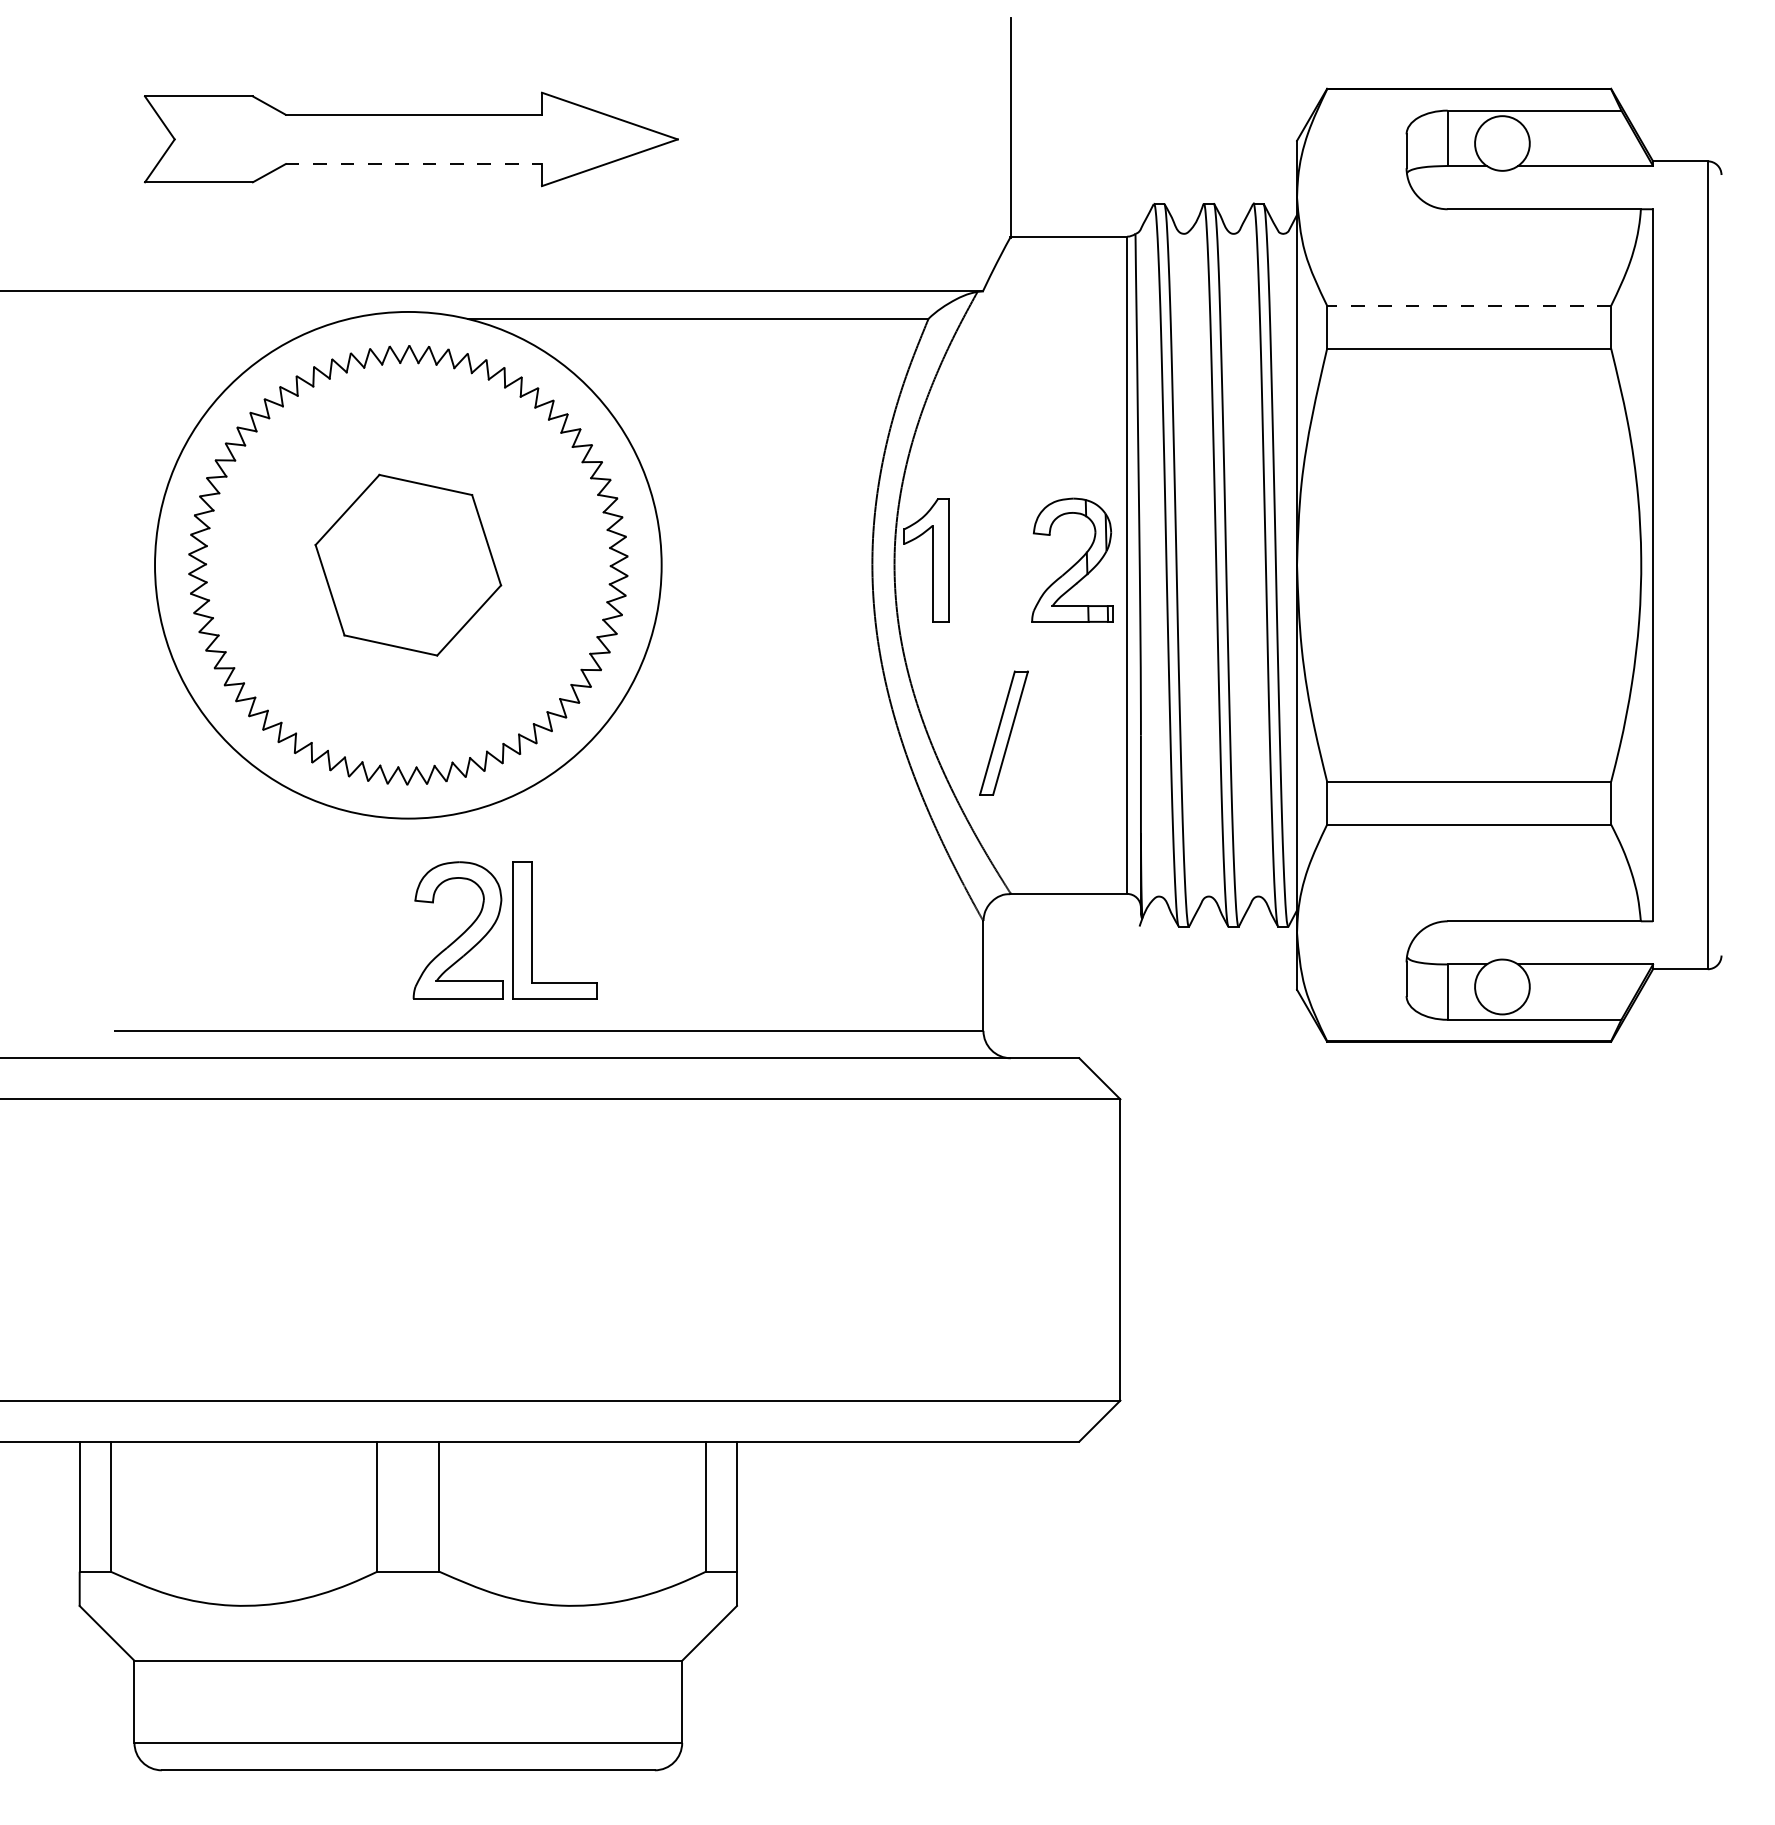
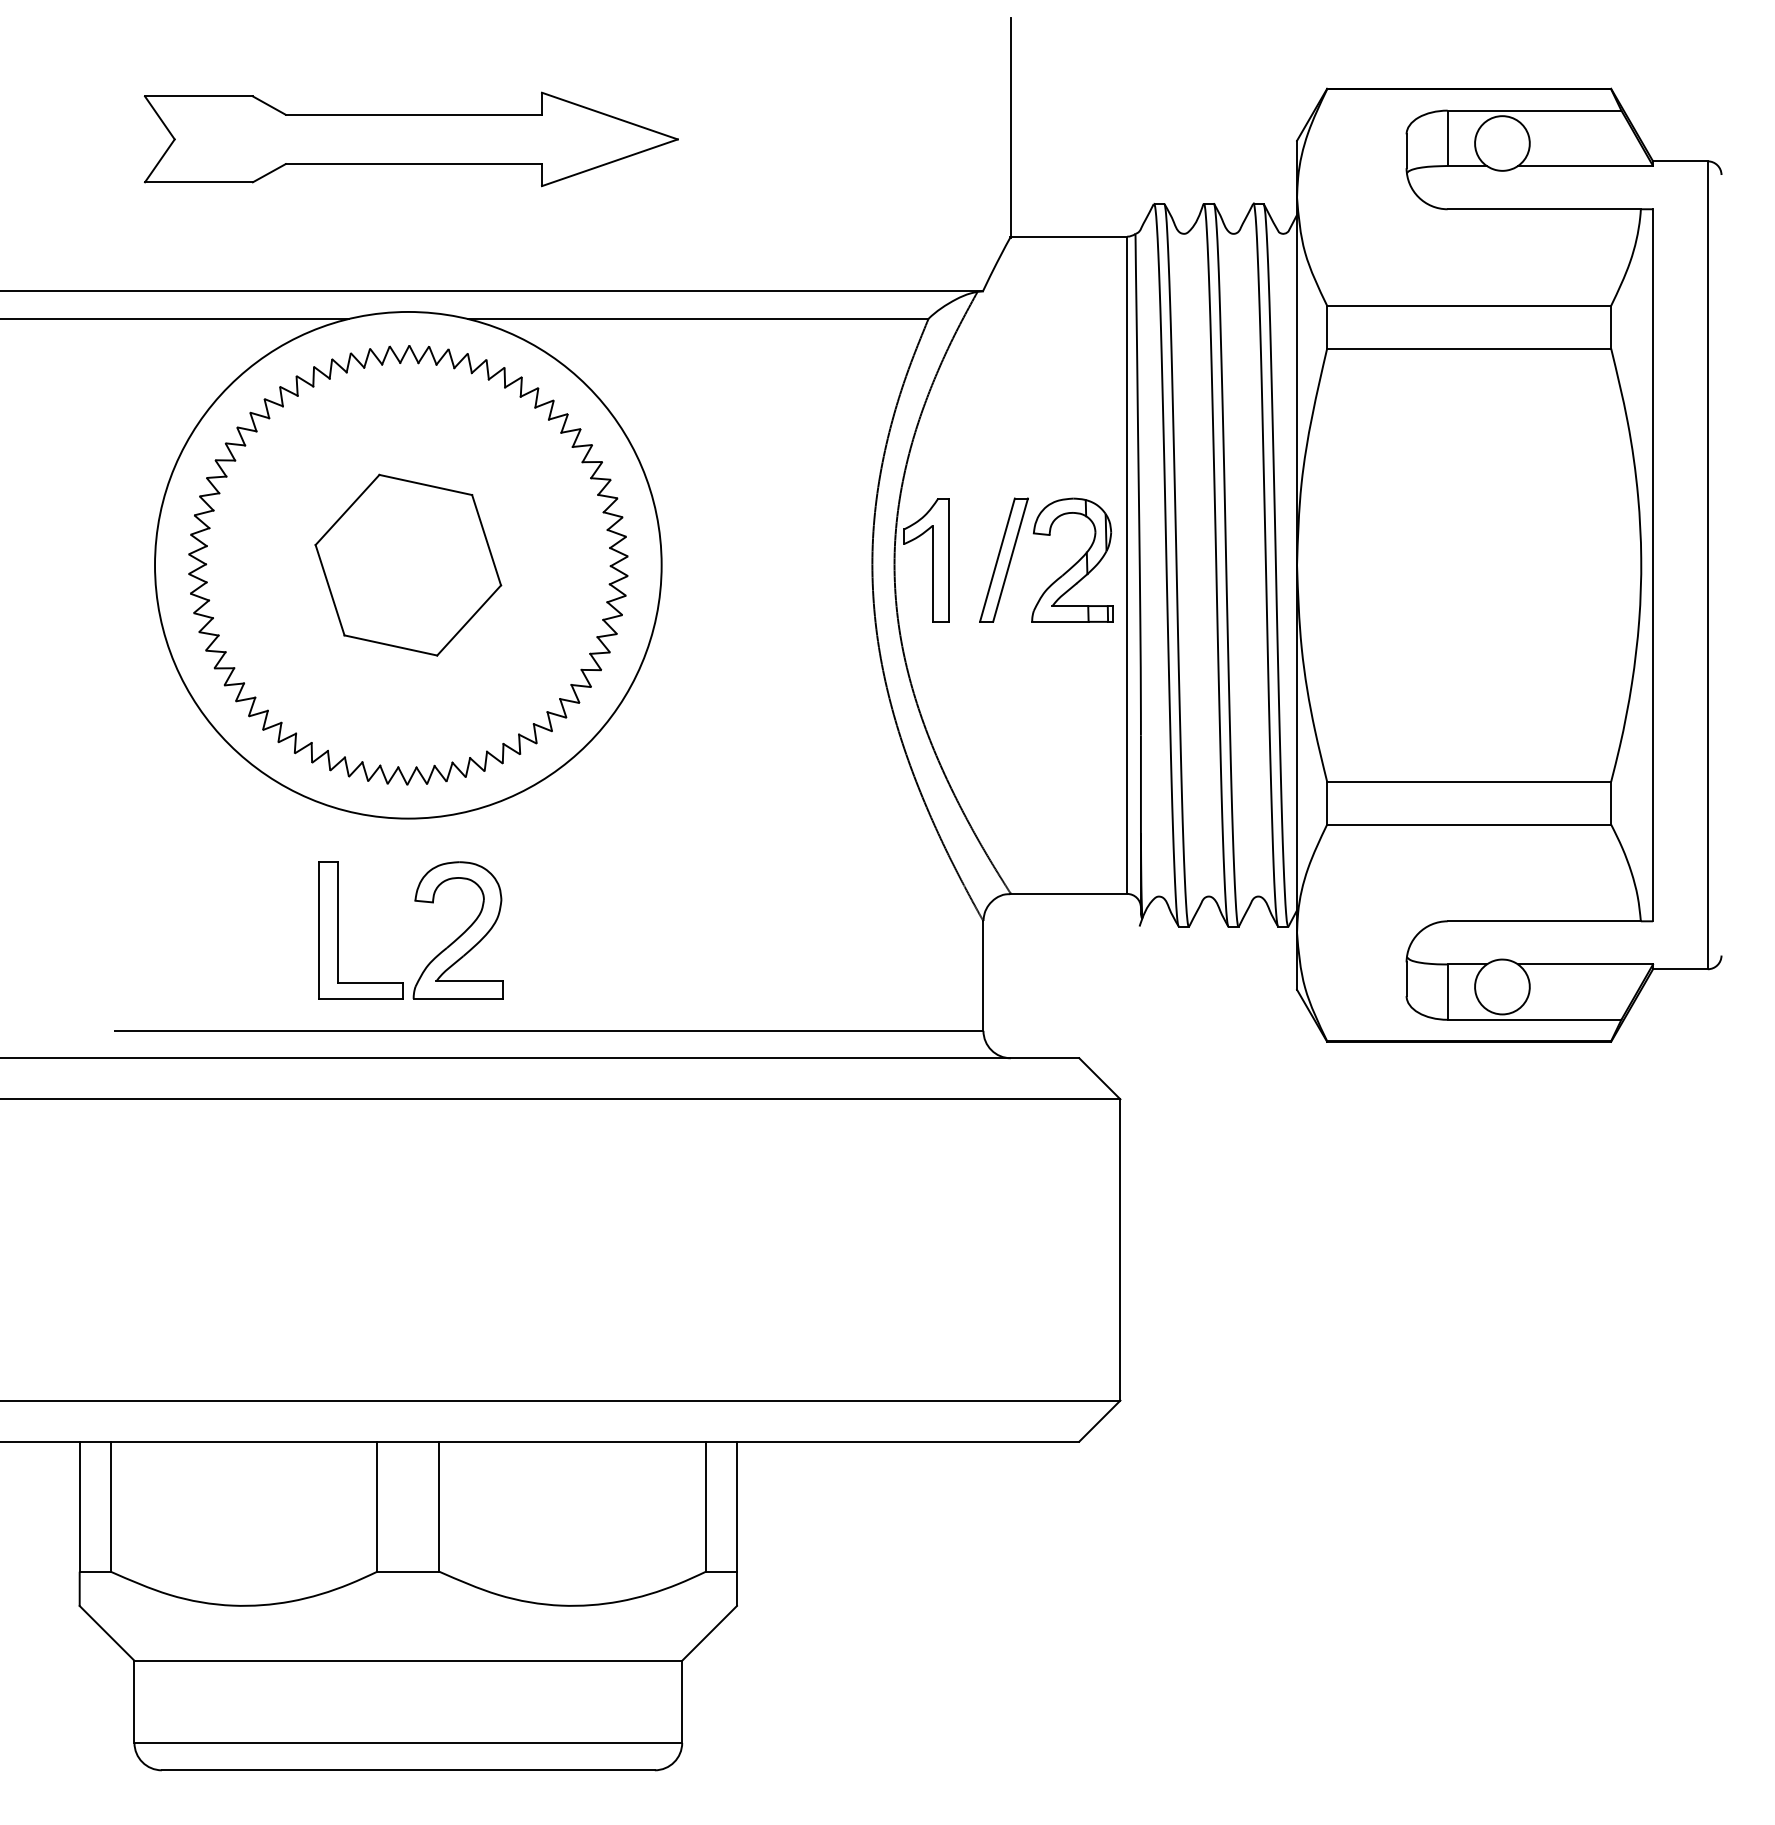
line: dashed -> solid (414, 164)
line: dashed -> solid (1469, 305)
line: none -> present (175, 318)
part position: (1003, 732) -> (1003, 559) (1003, 559)
part position: (532, 930) -> (338, 930) (338, 930)
